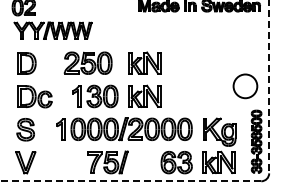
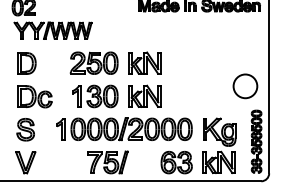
part position: (87, 62) -> (93, 62) (93, 62)
line: dashed -> solid (269, 86)
line: dashed -> solid (130, 181)
